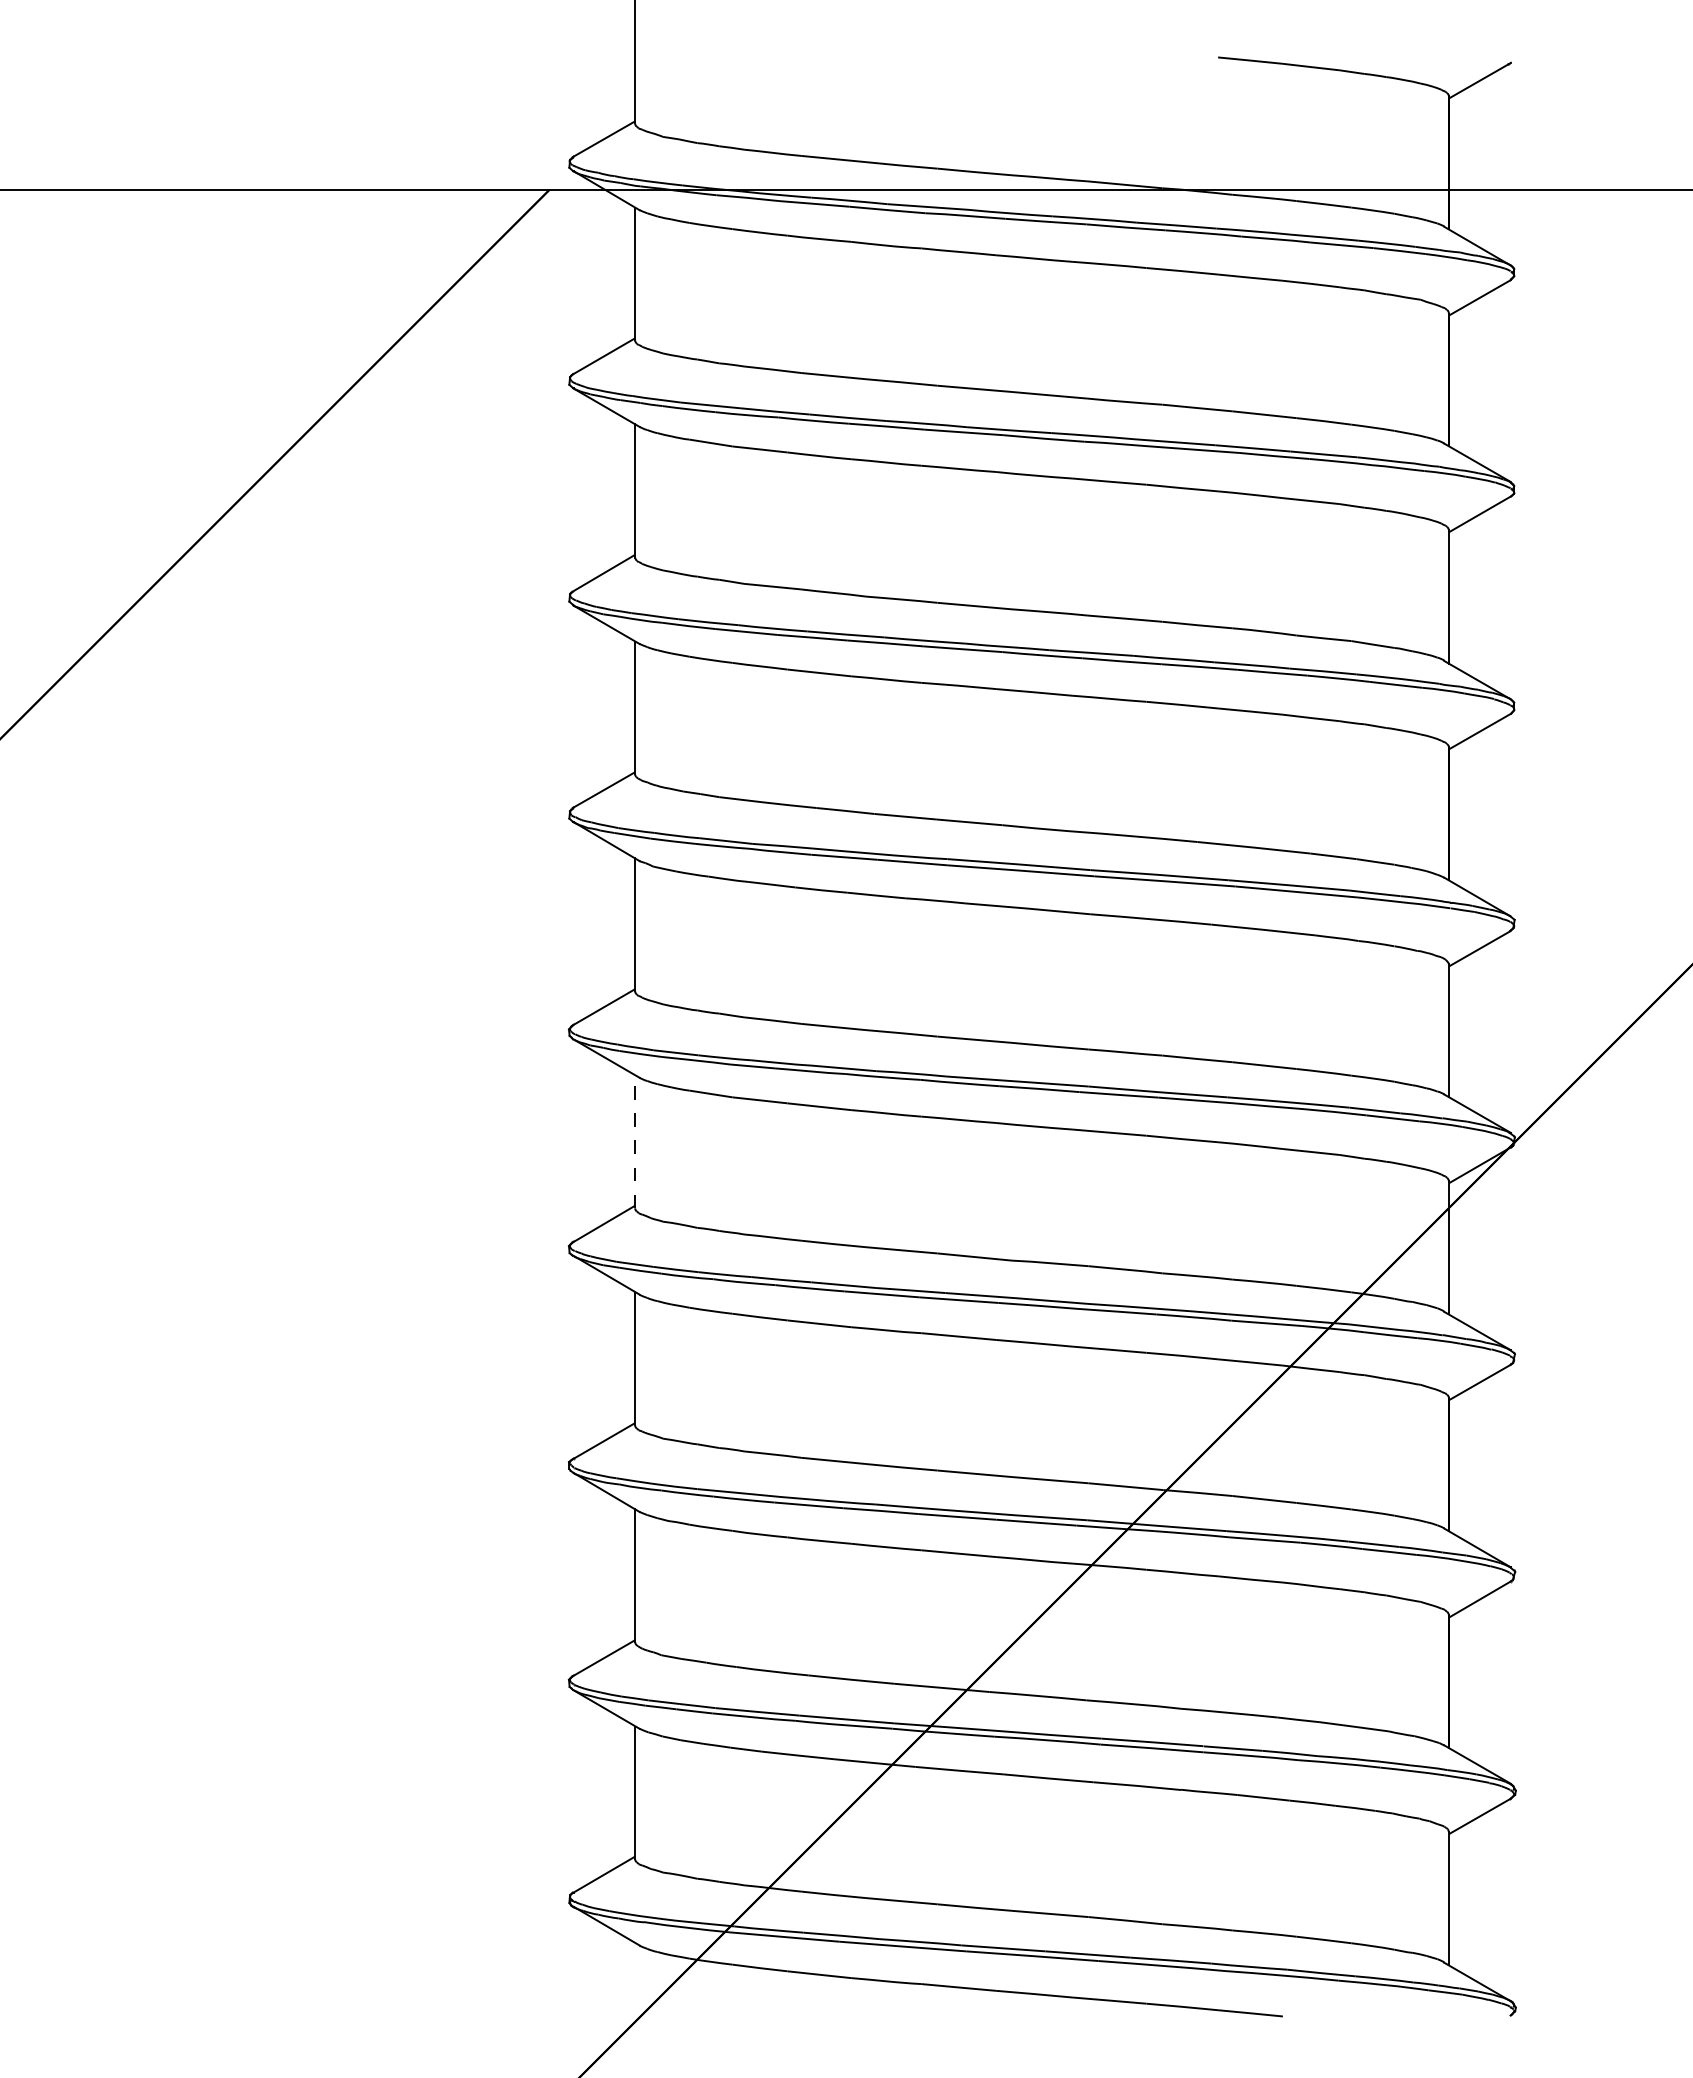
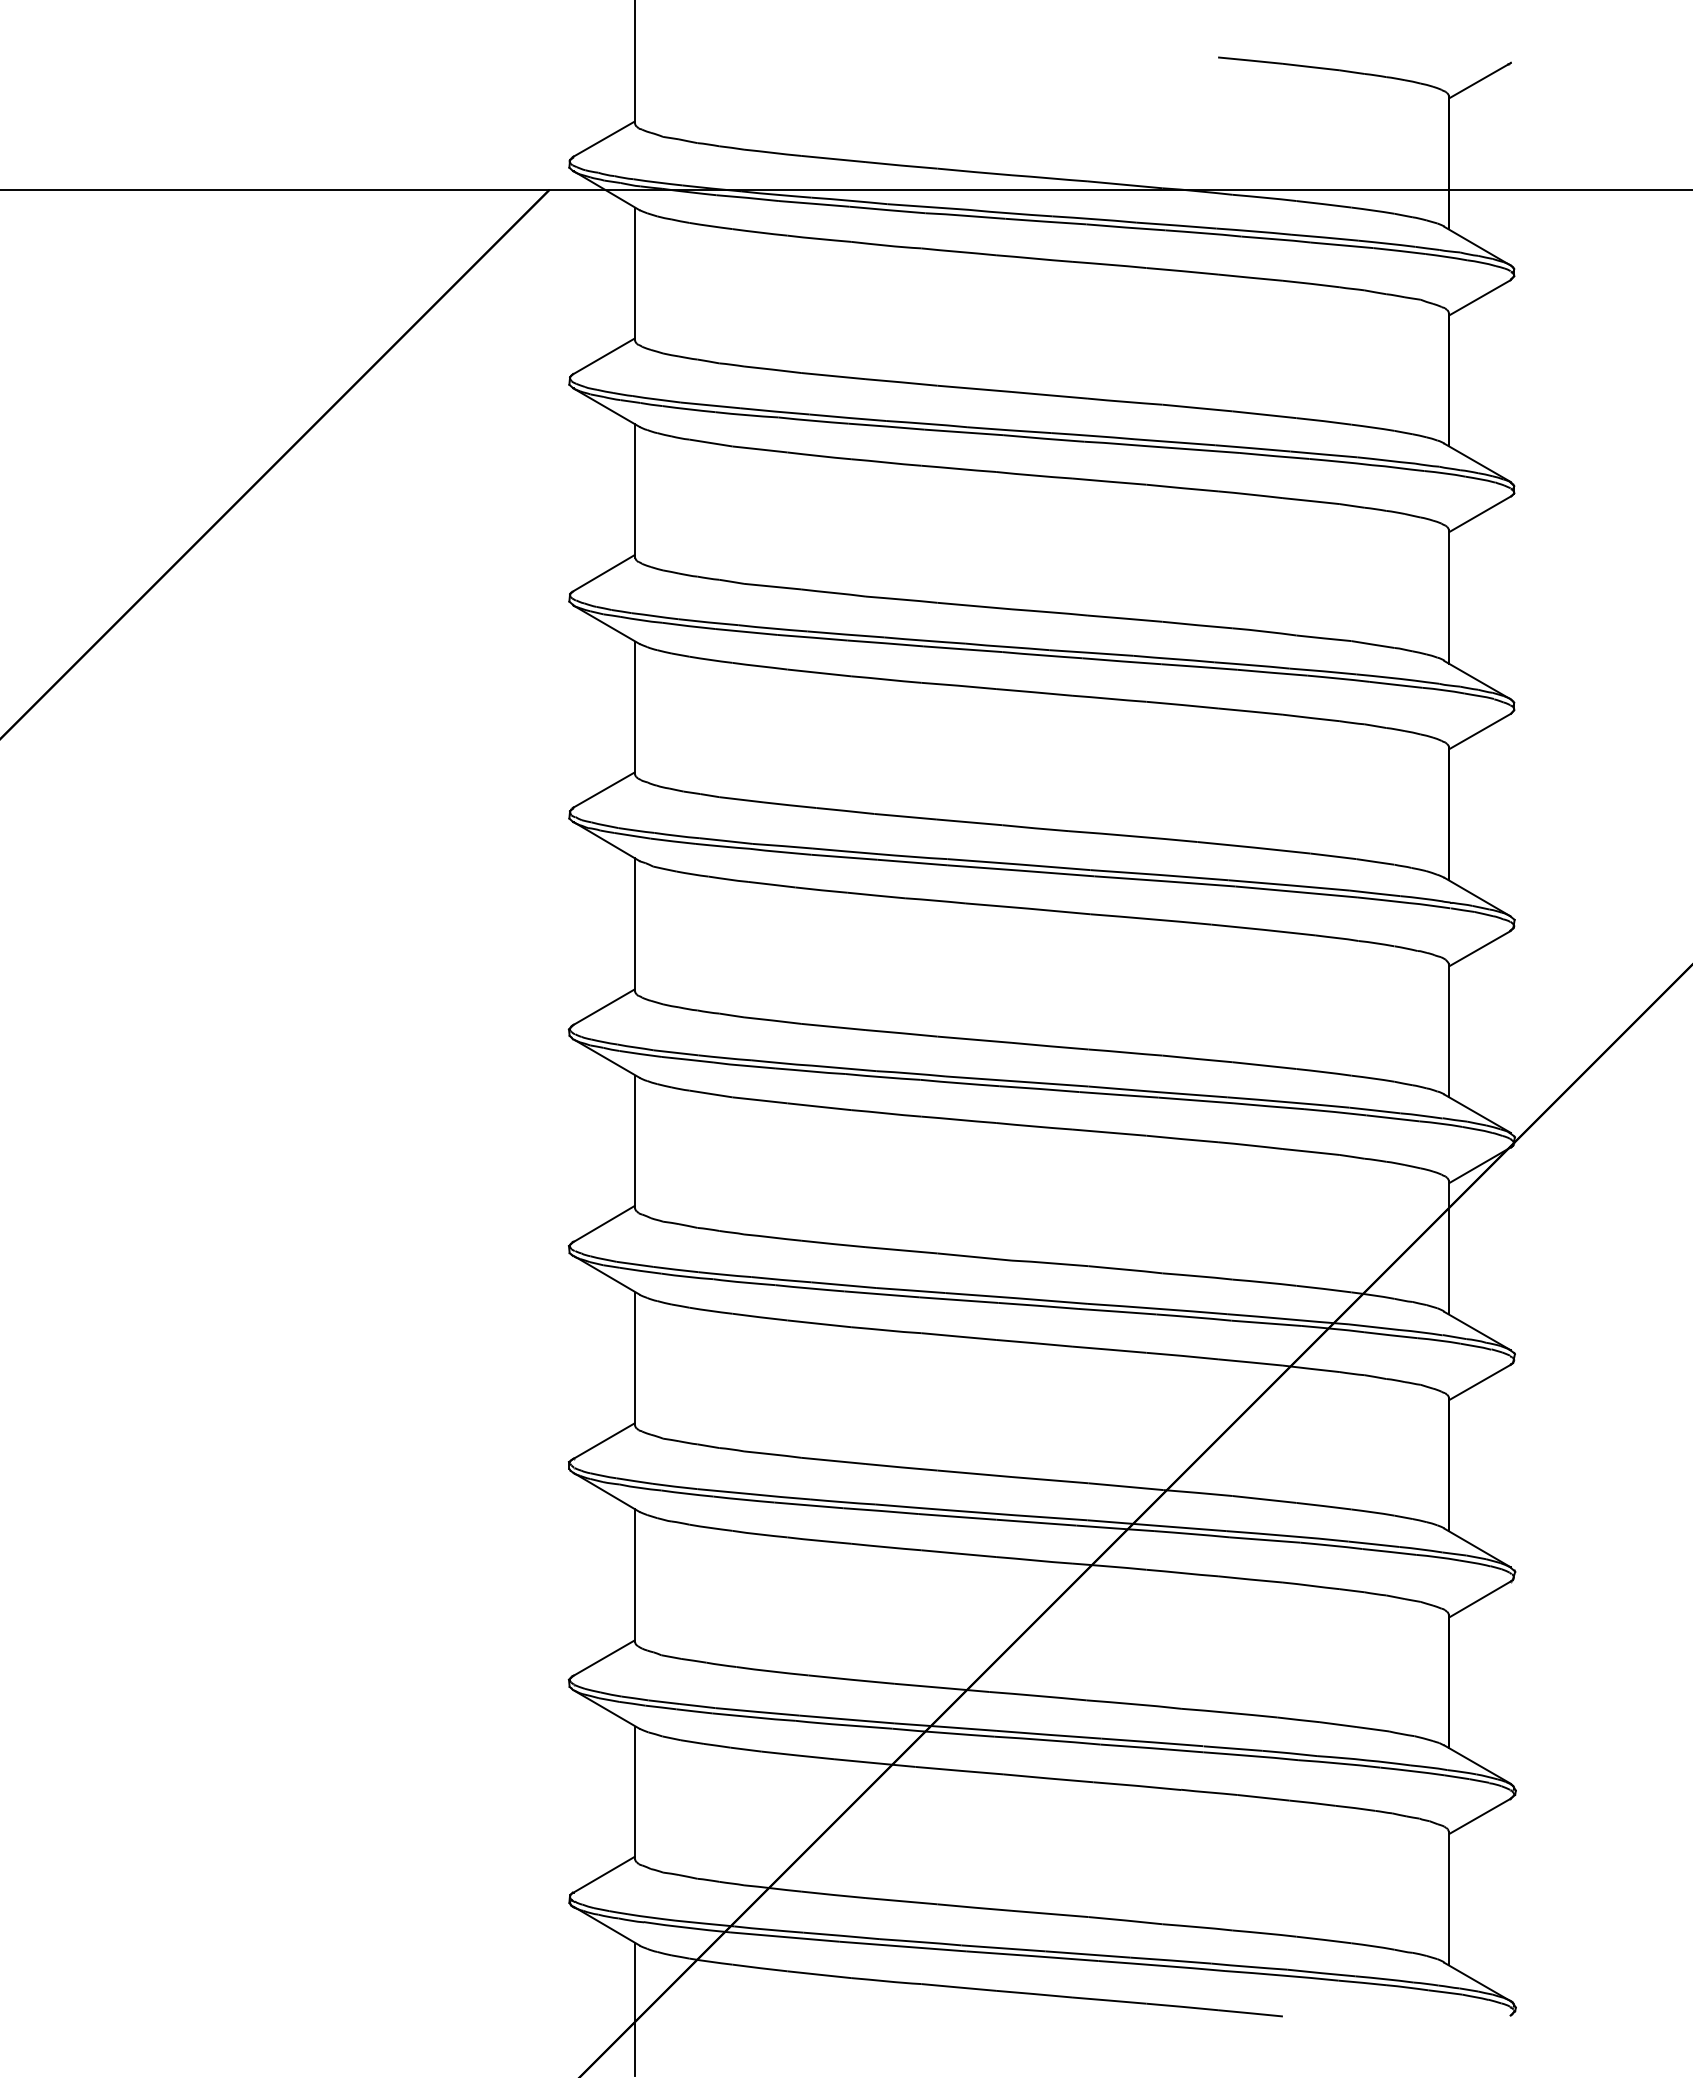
line: dashed -> solid (635, 1141)
line: none -> present (635, 2008)
